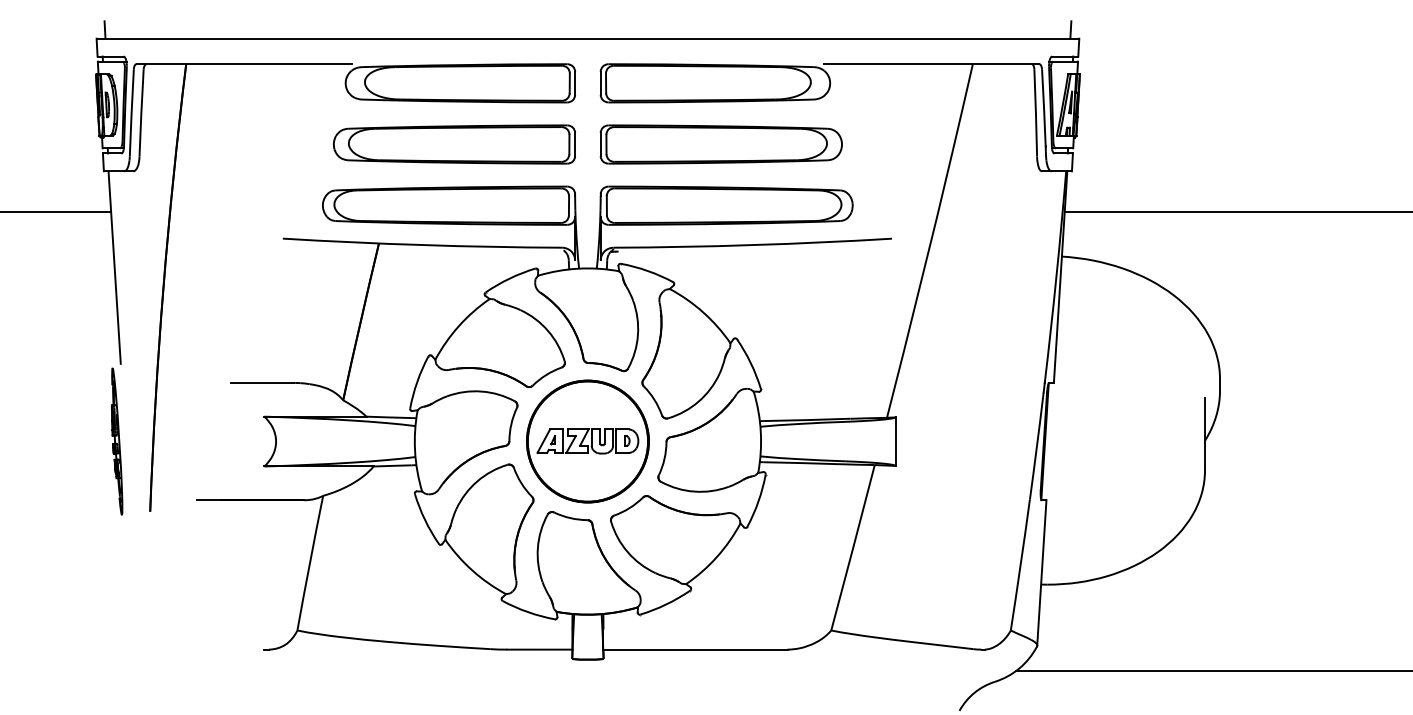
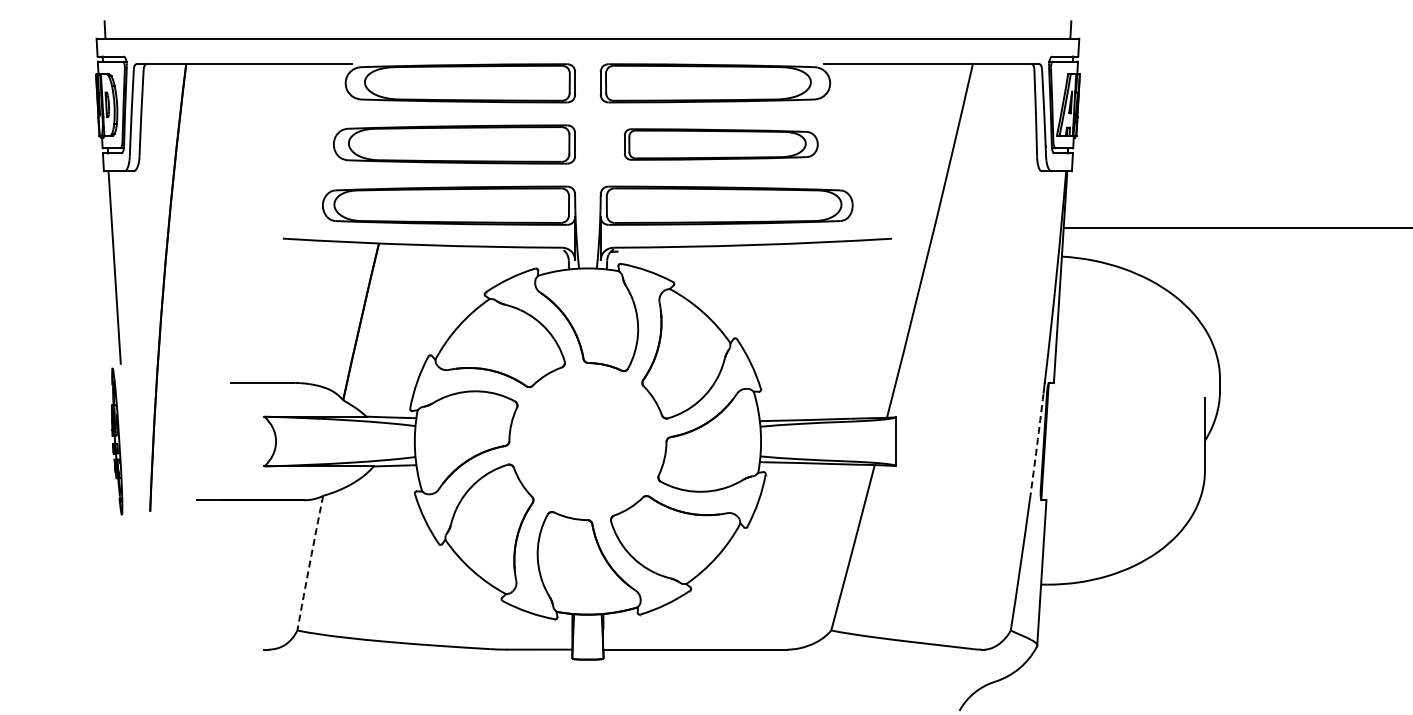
part size: 244x41 px -> 196x33 px (720, 144)
line: present -> none (56, 212)
line position: (1236, 212) -> (1236, 228) (1236, 228)
part: present -> none (587, 441)
arc: solid -> dashed (1037, 446)
arc: solid -> dashed (309, 563)
line: present -> none (1212, 671)
